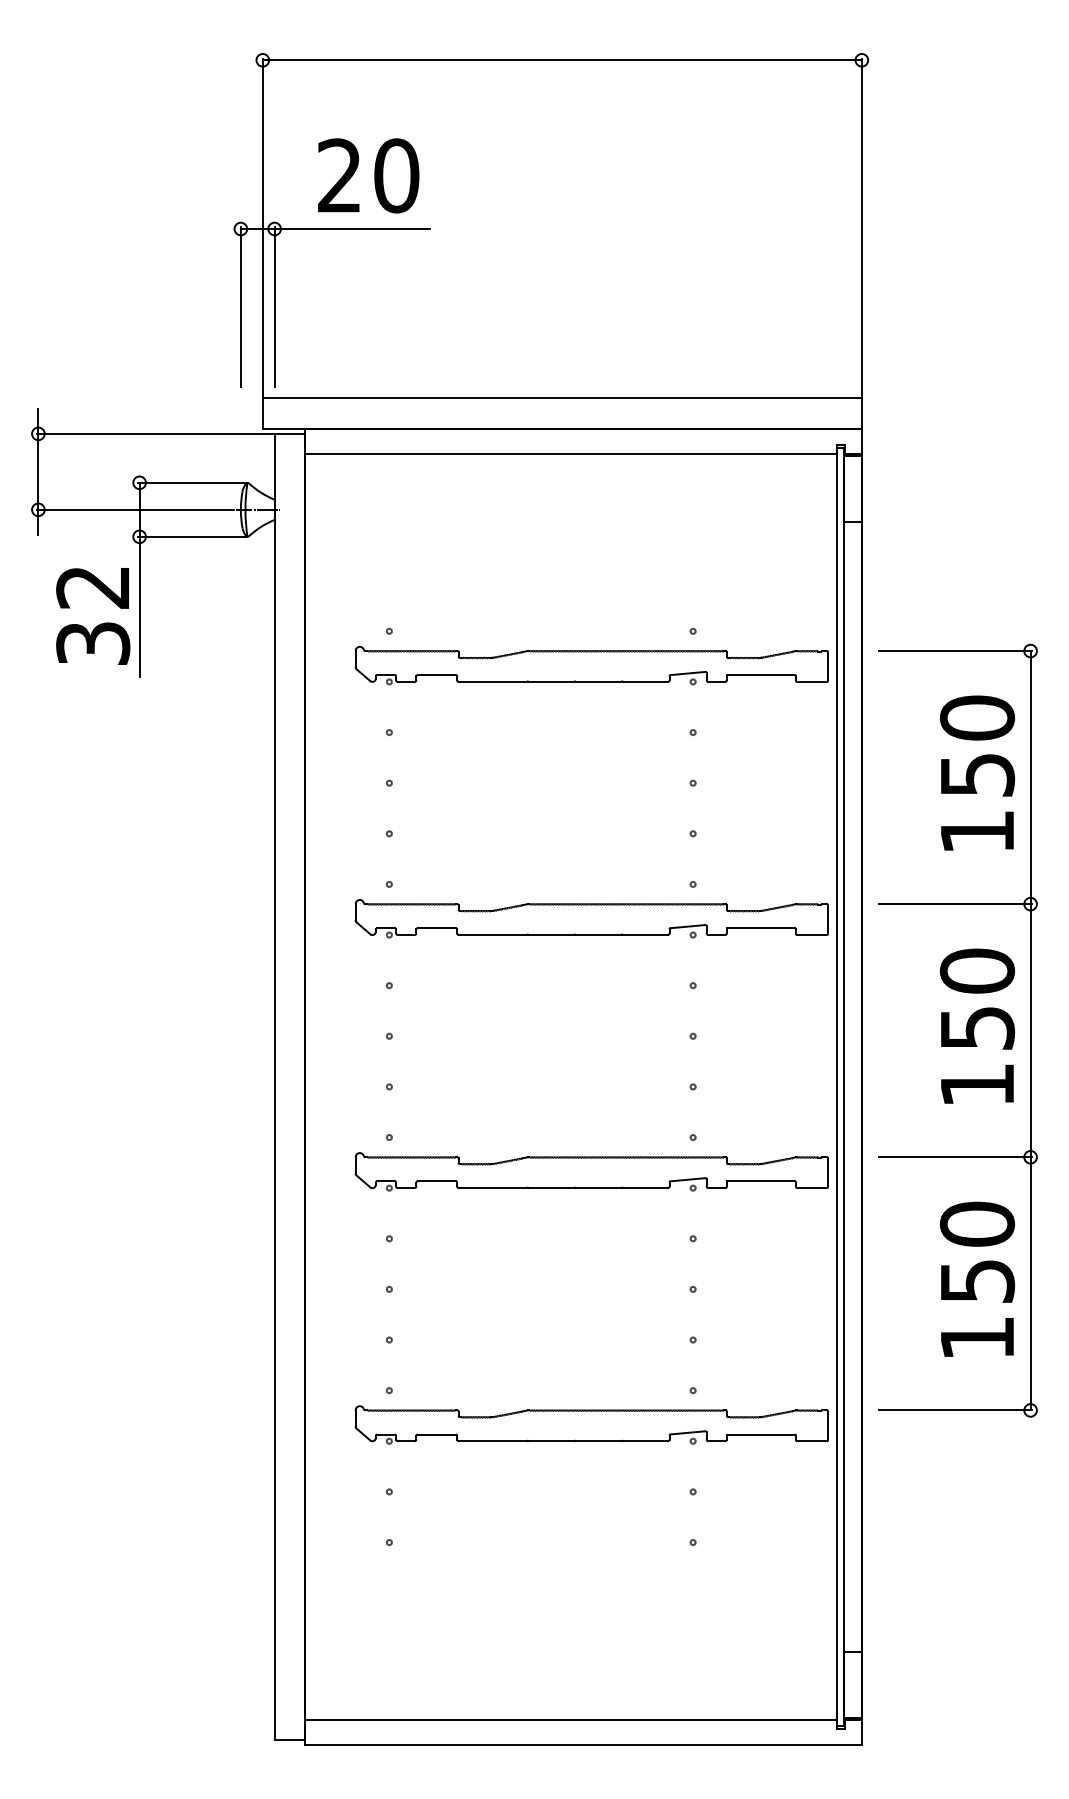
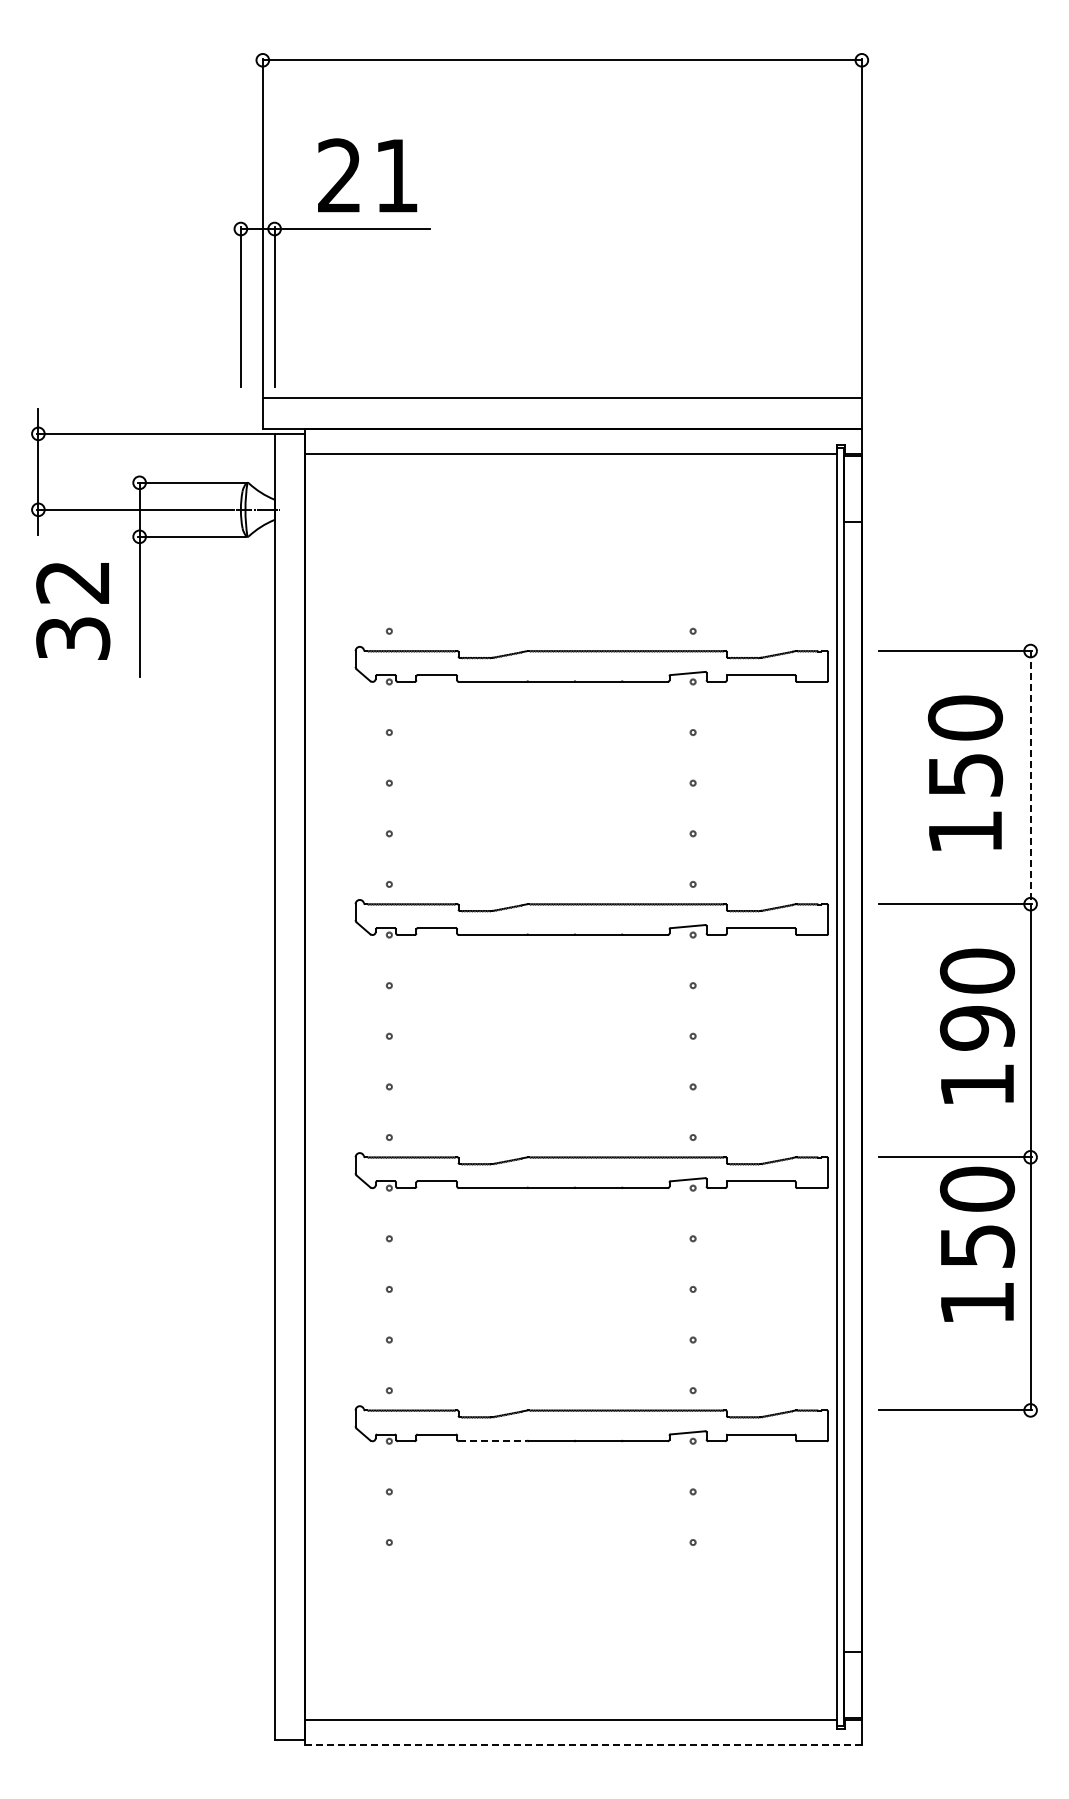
text: 20 -> 21 (396, 175)
text position: (93, 616) -> (73, 611) (73, 611)
text position: (977, 772) -> (965, 772) (965, 772)
line: solid -> dashed (1030, 777)
text: 150 -> 190 (976, 1028)
text position: (977, 1278) -> (977, 1243) (977, 1243)
line: solid -> dashed (492, 1441)
line: solid -> dashed (583, 1745)
